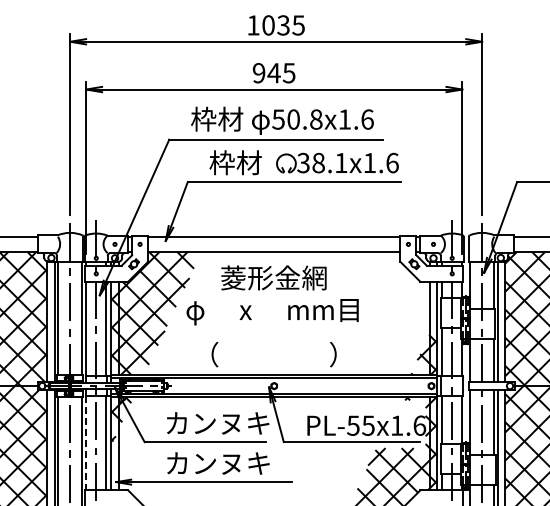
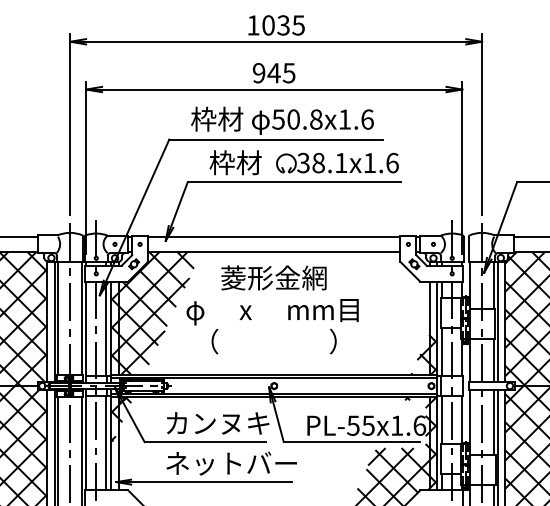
text position: (273, 354) -> (273, 341) (273, 341)
line: dashed -> solid (86, 443)
text: カンヌキ -> ネットバー (231, 463)
